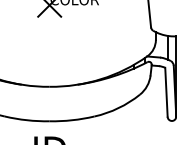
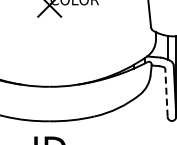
line: solid -> dashed (166, 91)
